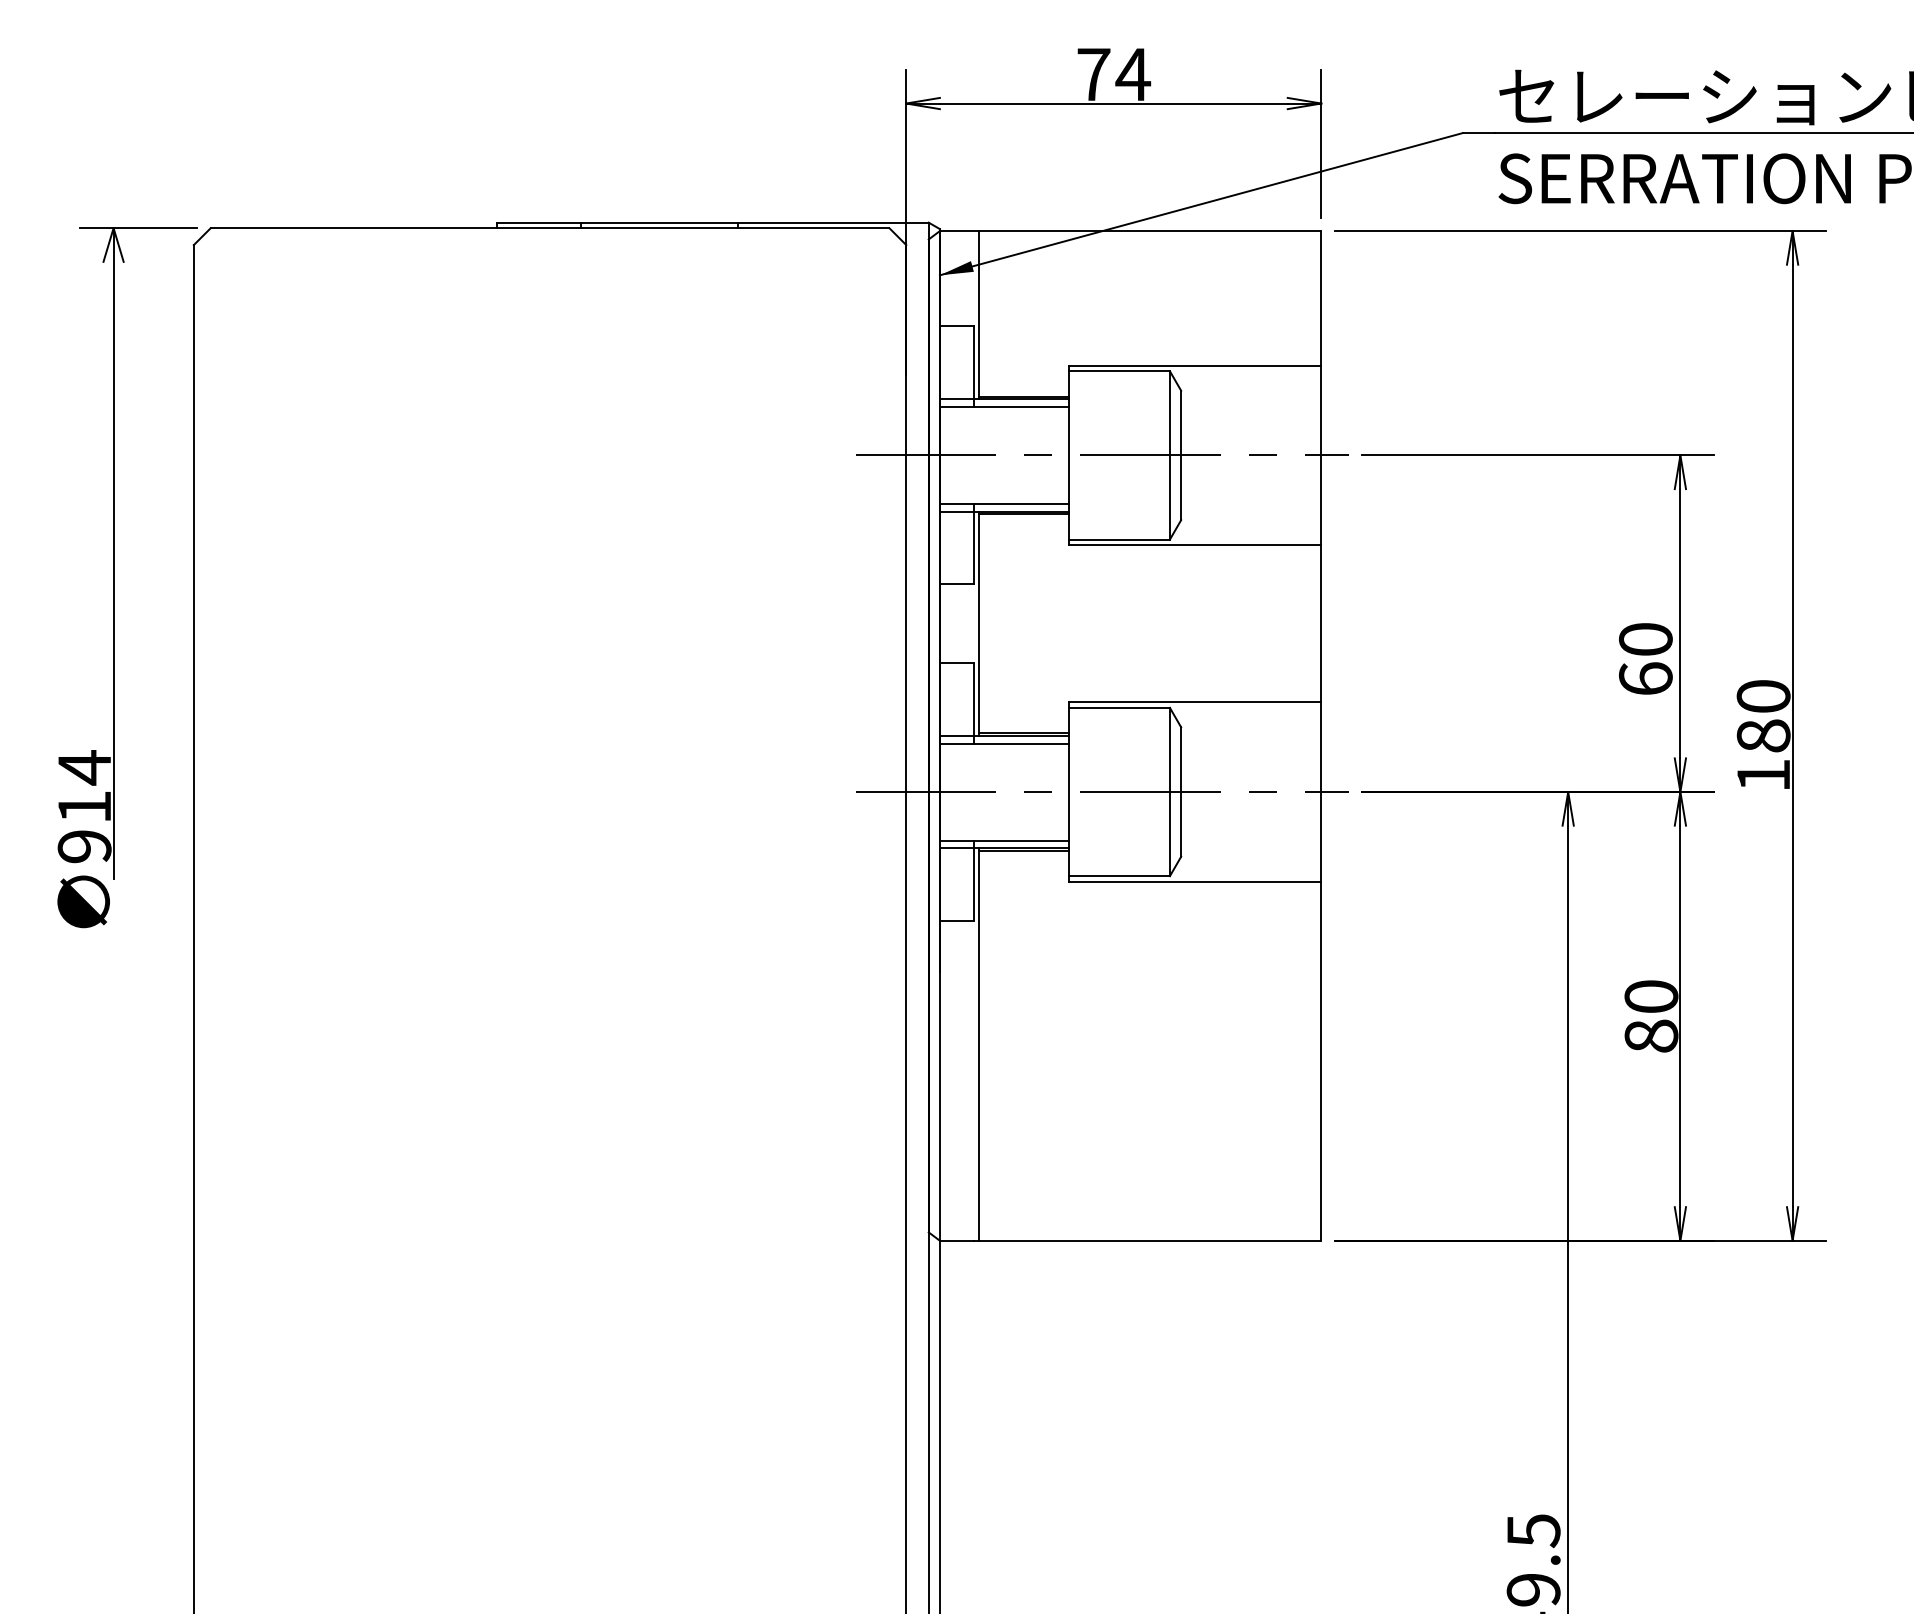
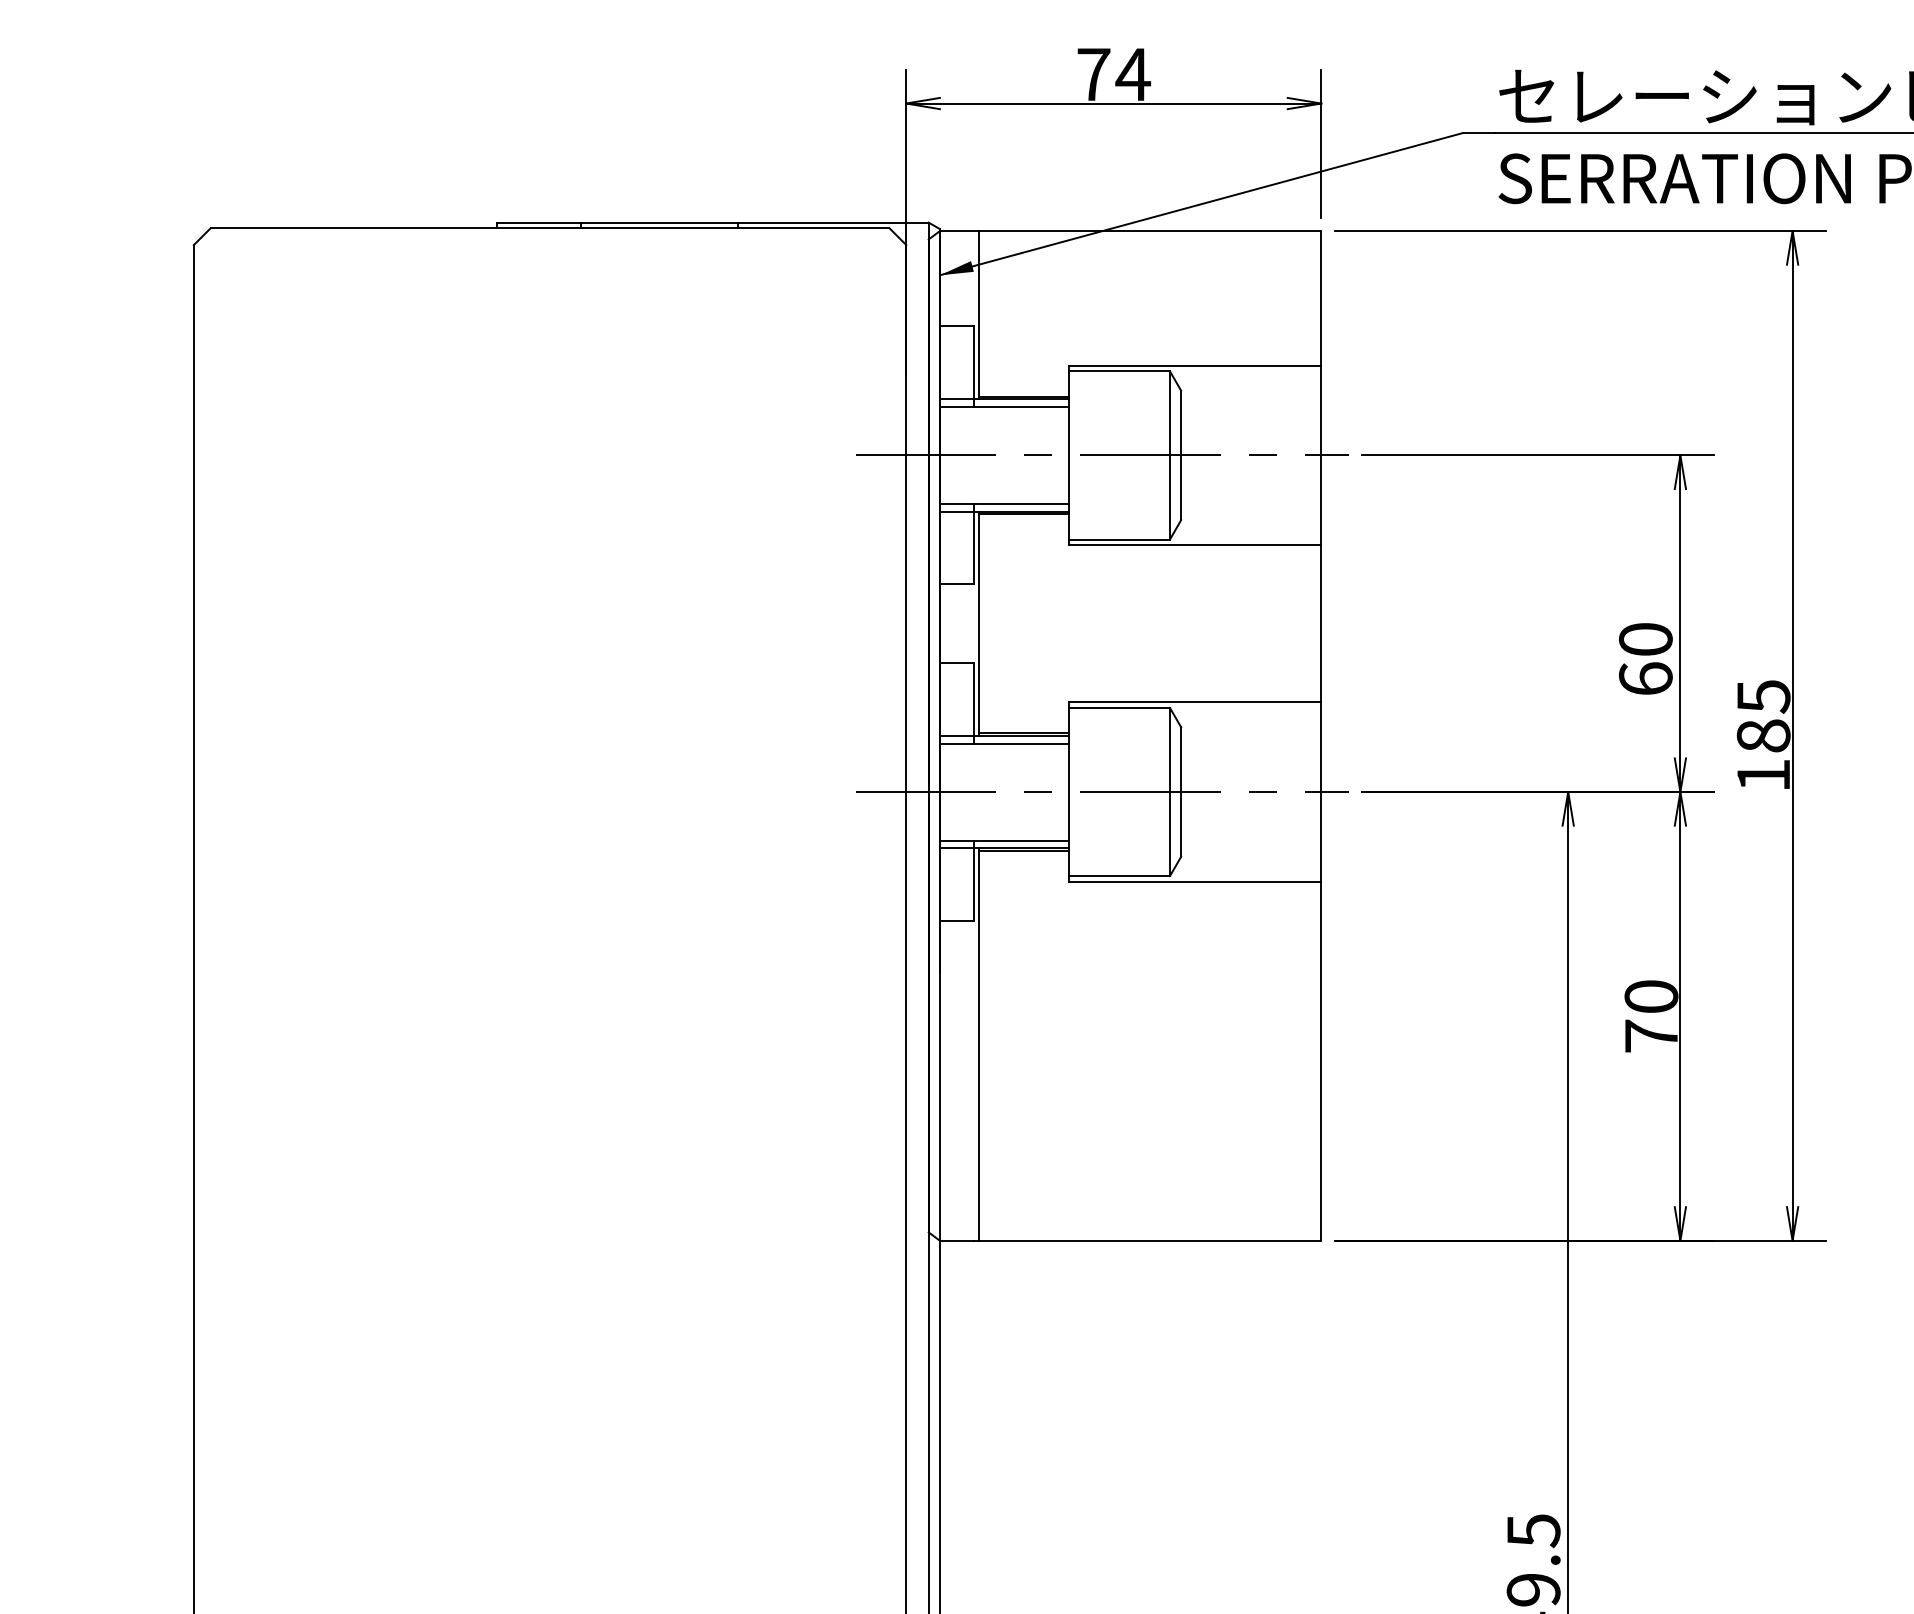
part: present -> none (114, 577)
text: 180 -> 185 (1763, 696)
text: 80 -> 70 (1651, 1035)
